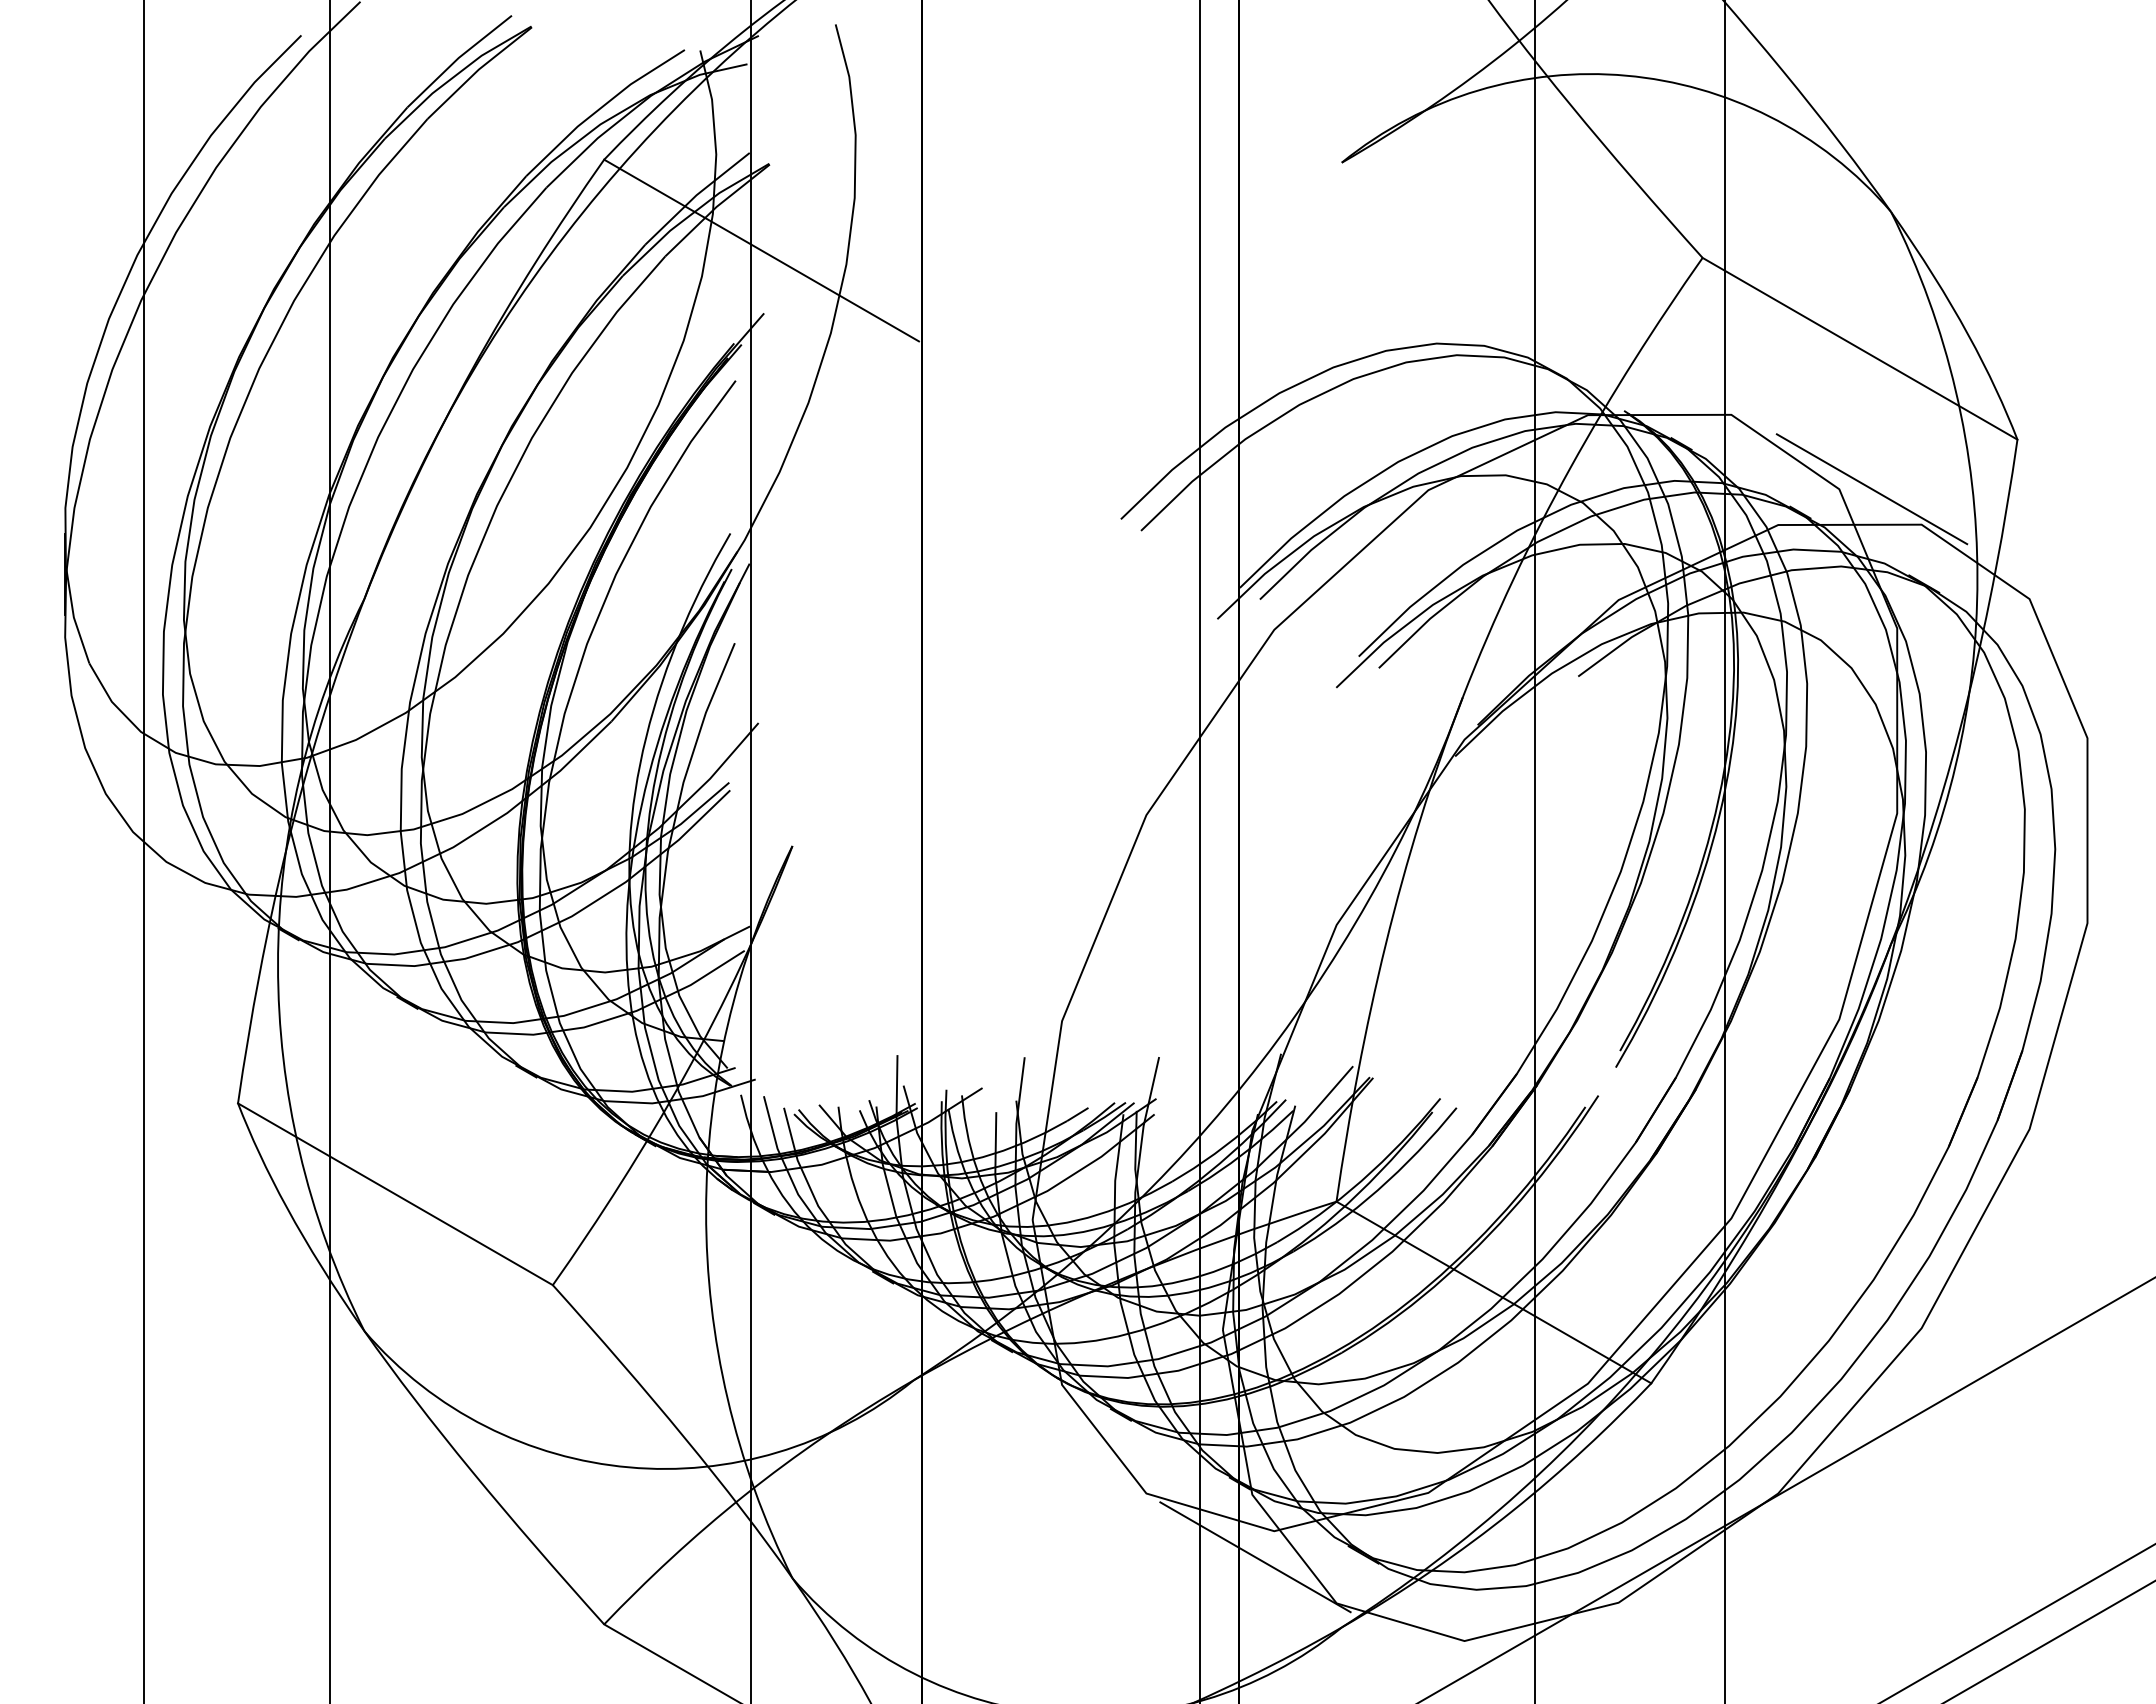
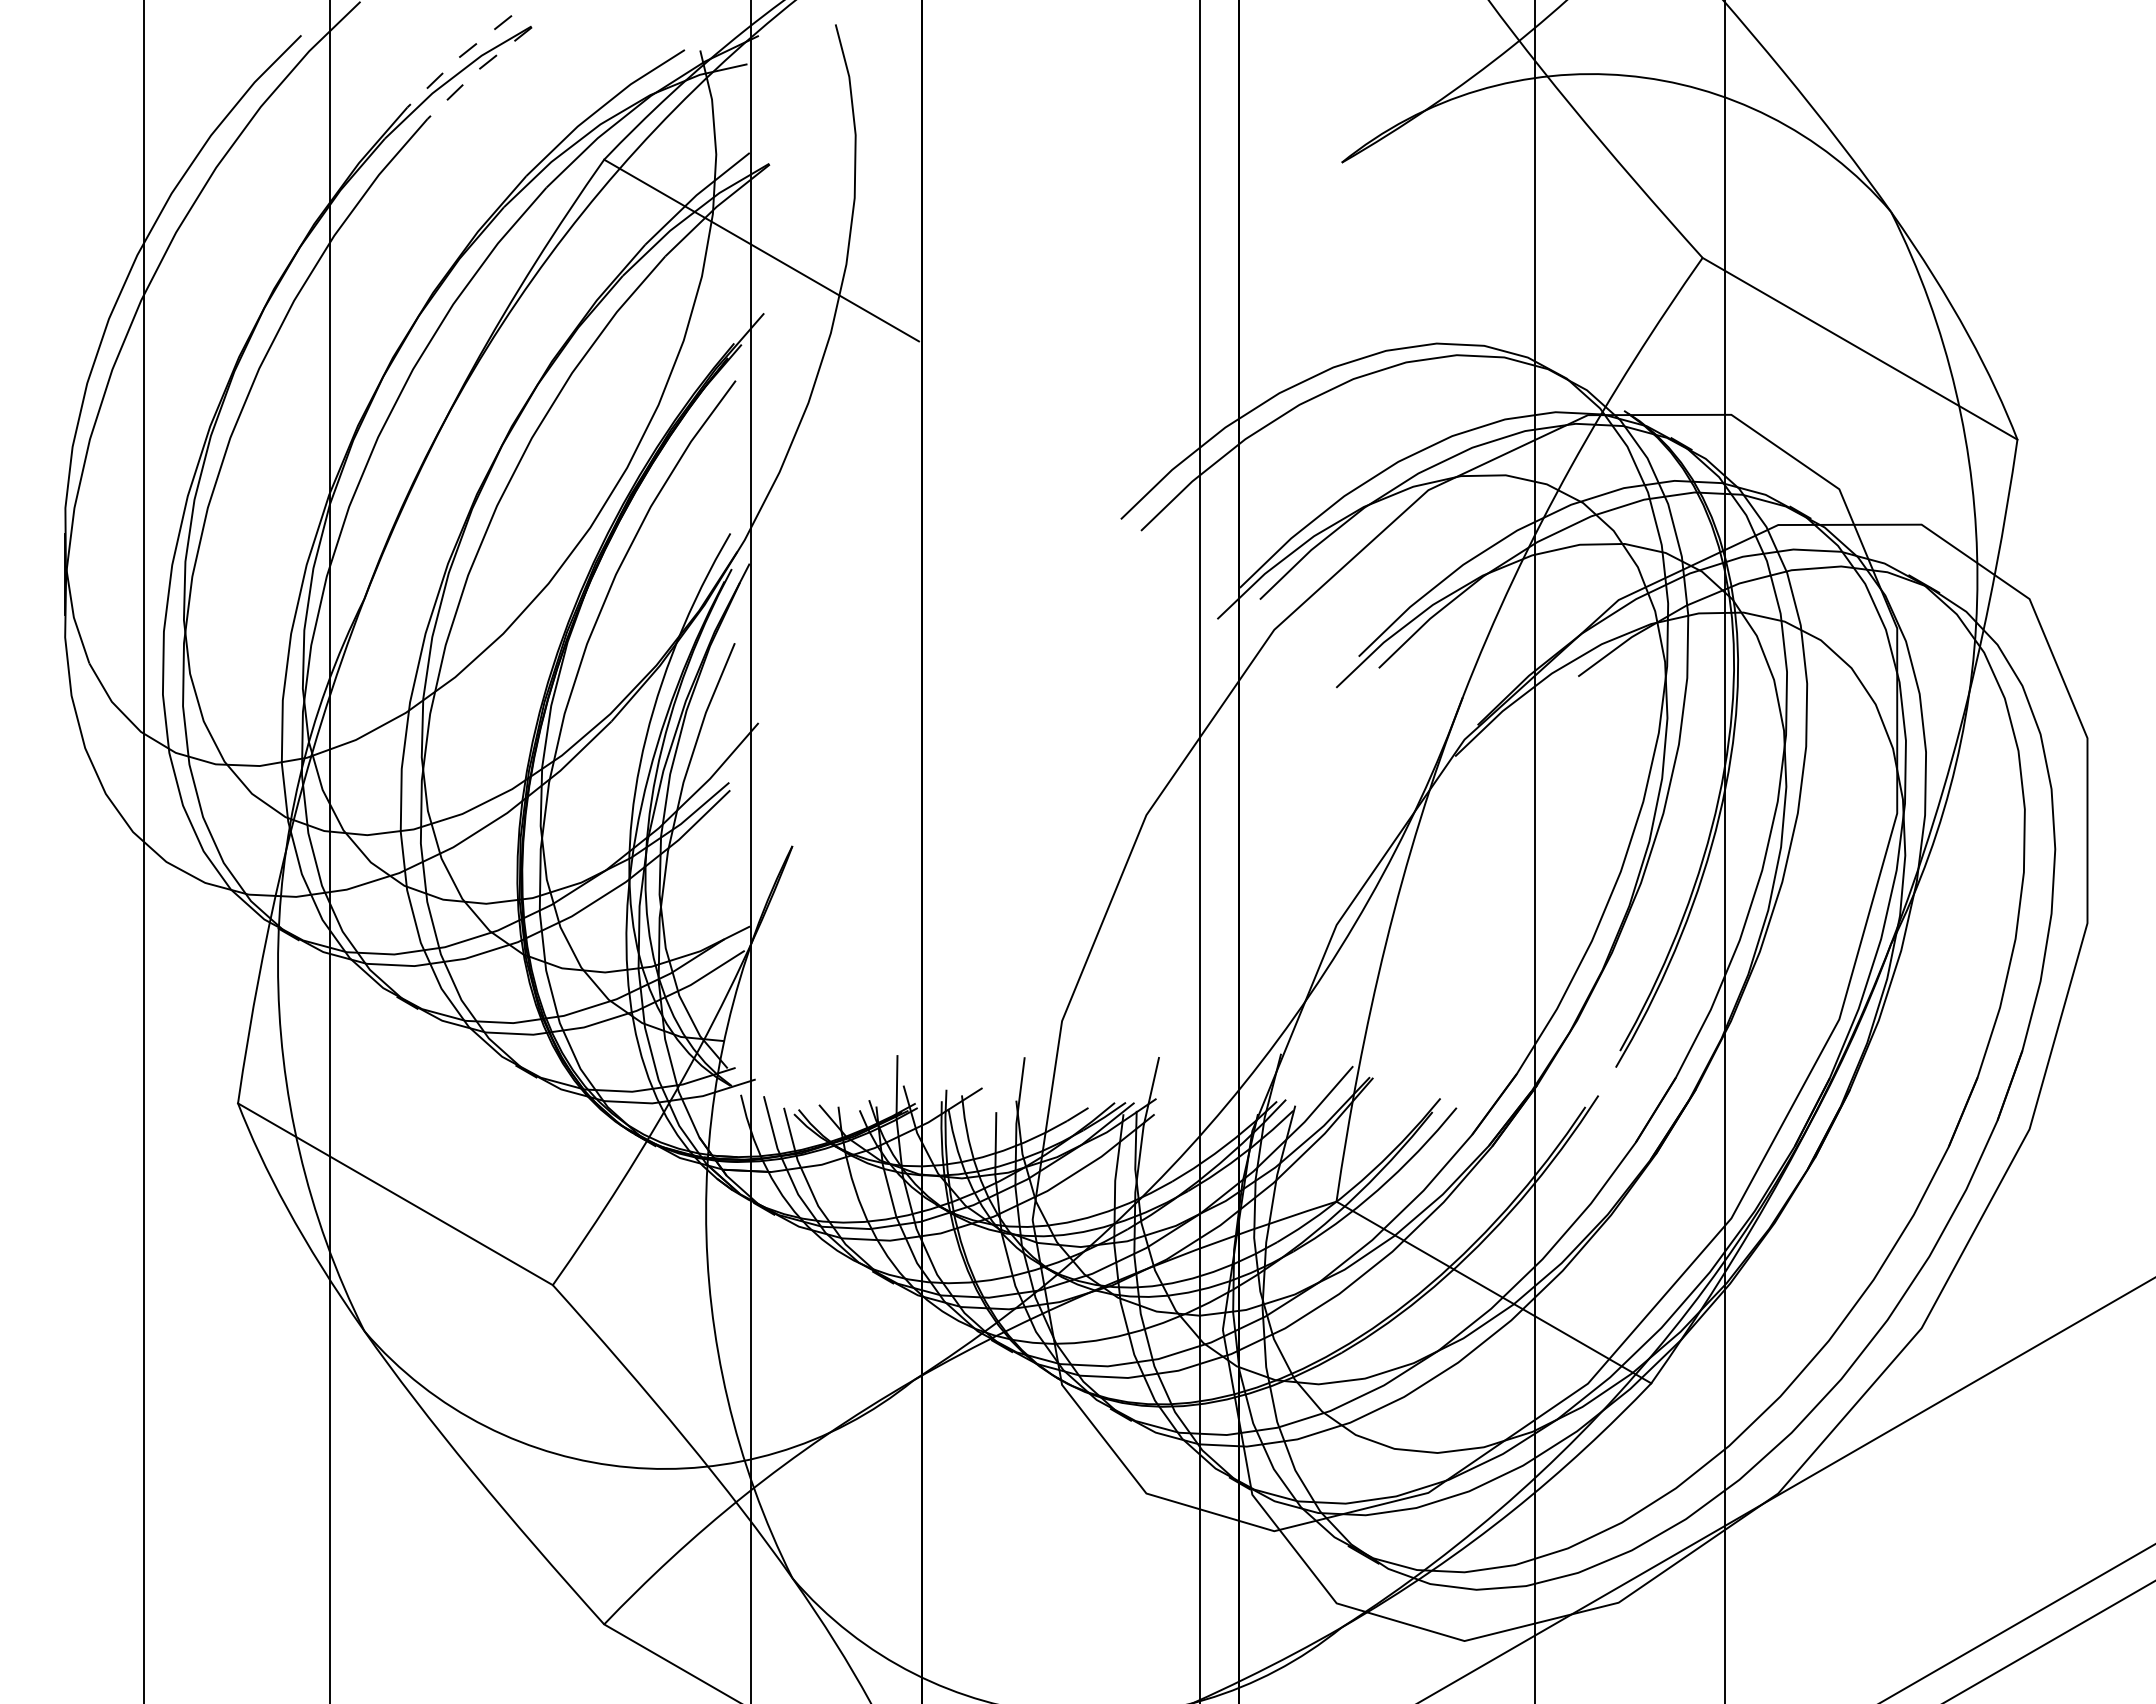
line: solid -> dashed (457, 59)
line: solid -> dashed (477, 70)
line: present -> none (1871, 489)
line: present -> none (1255, 1557)
